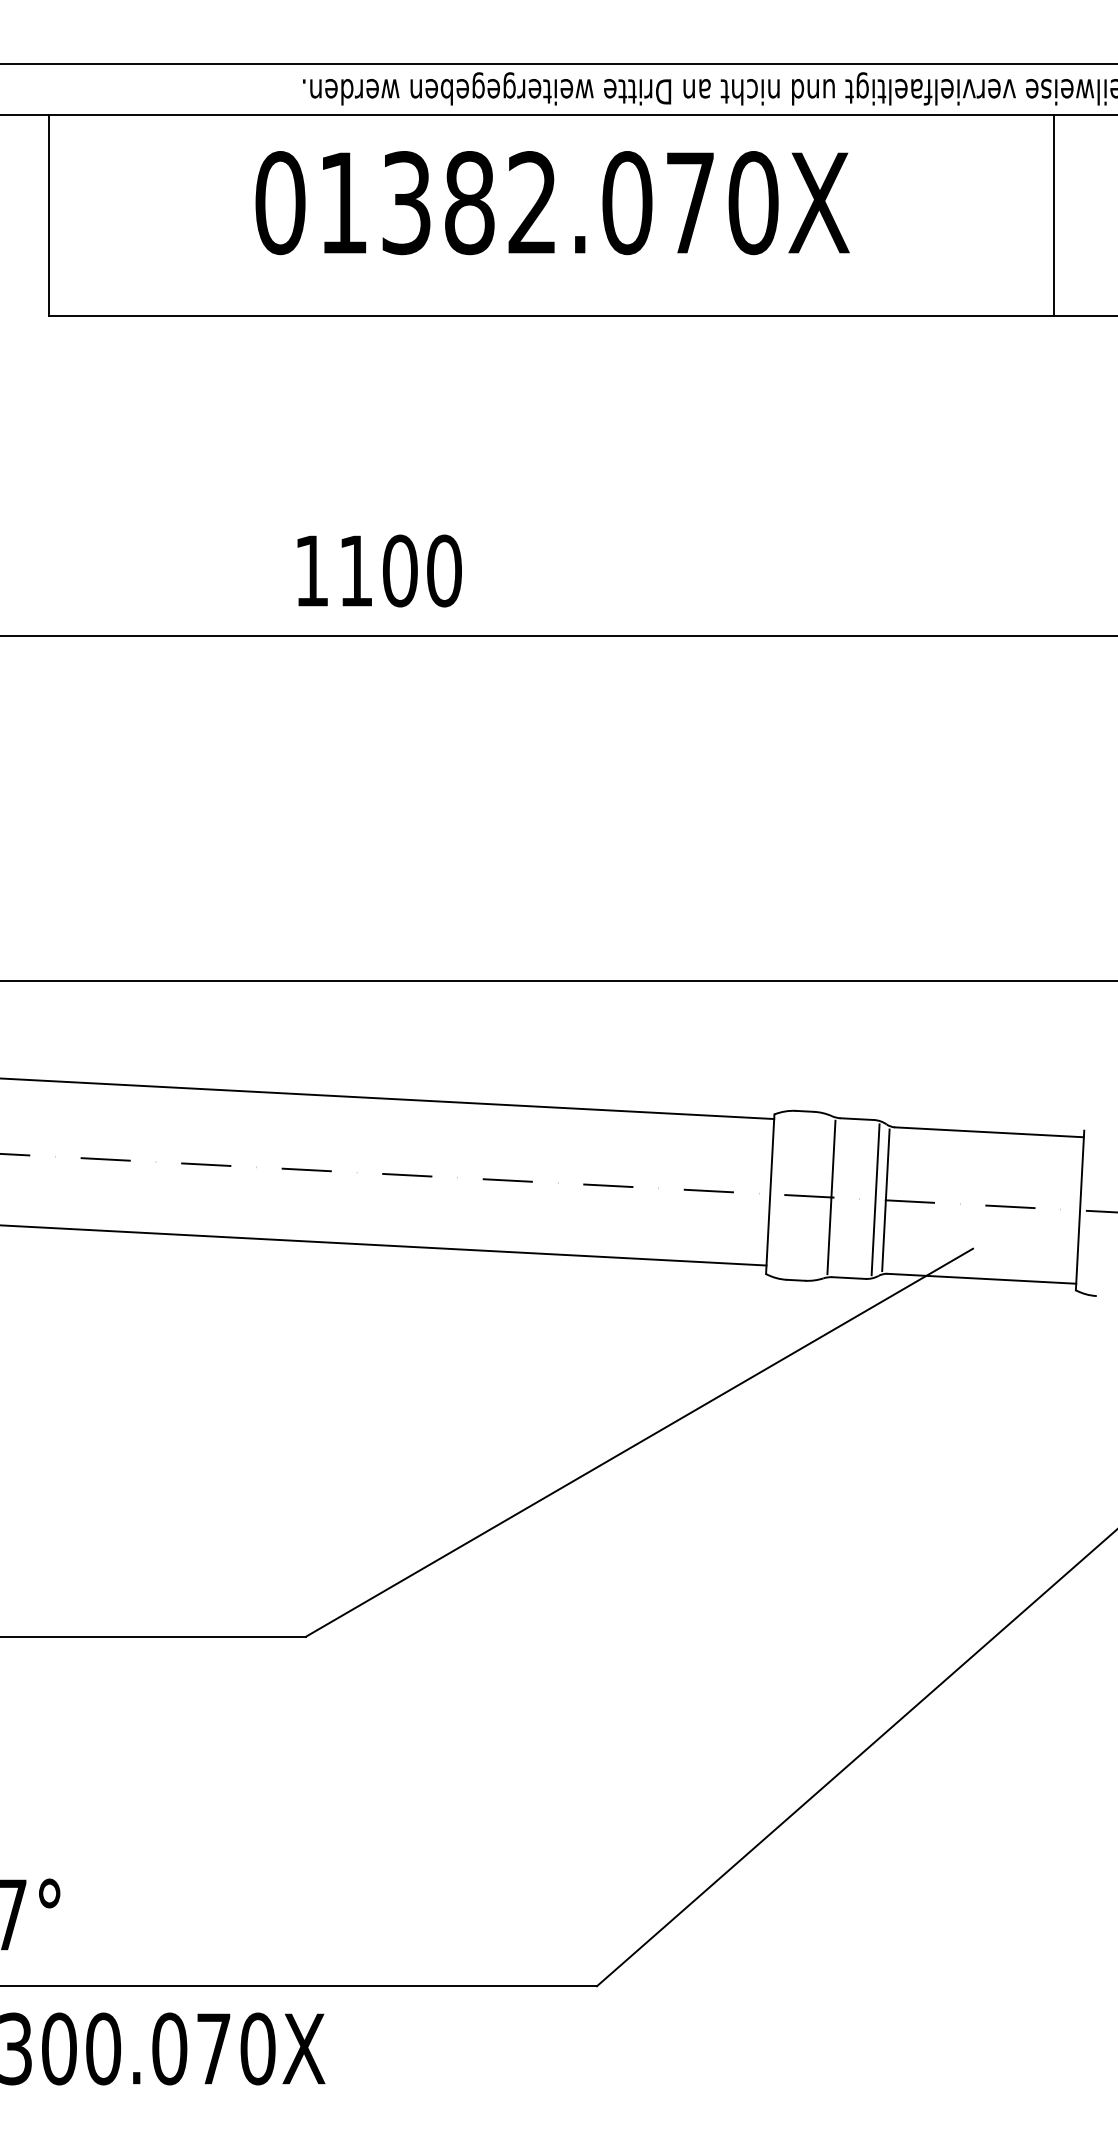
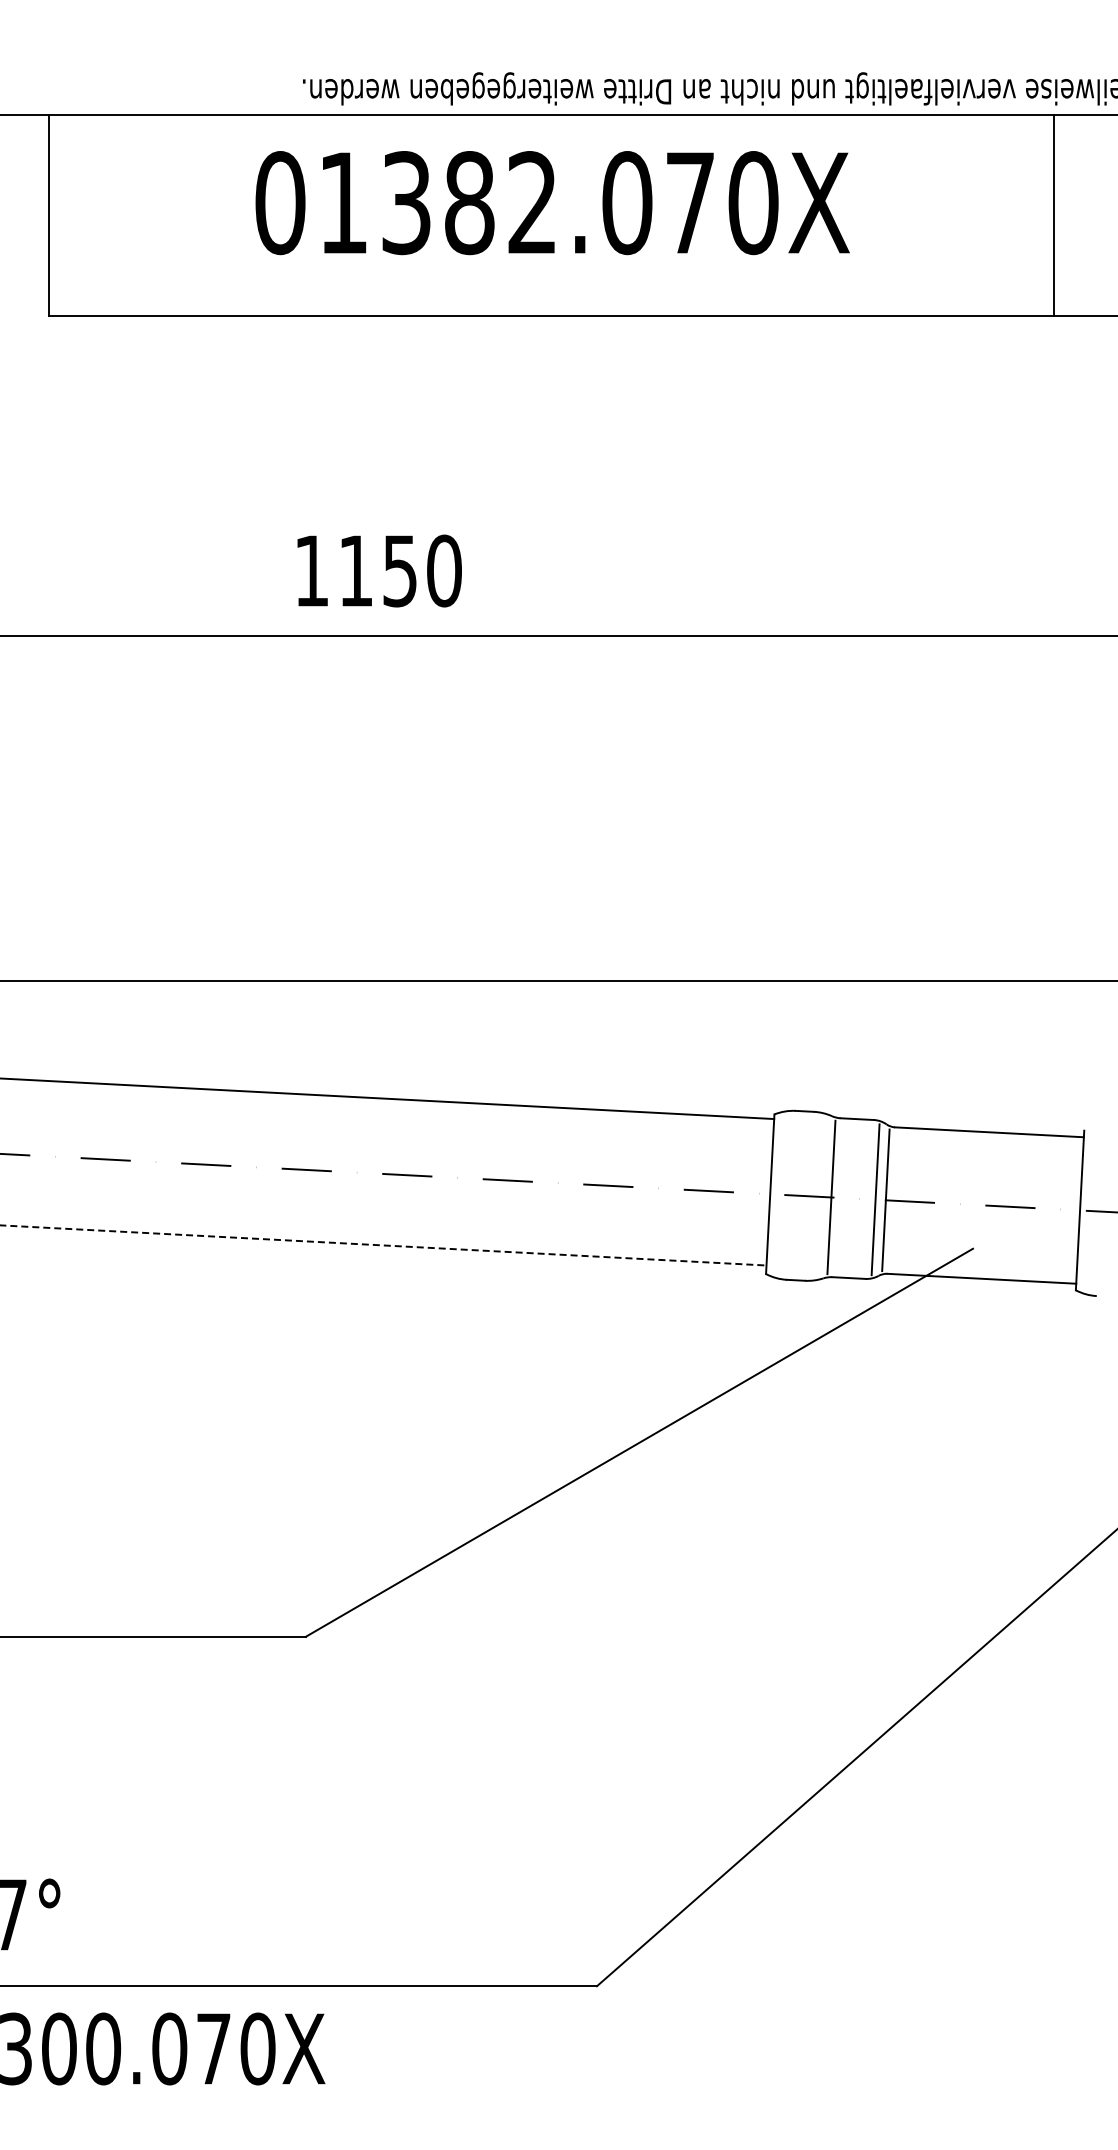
line: present -> none (558, 64)
text: 1100 -> 1150 (400, 570)
line: solid -> dashed (383, 1245)
